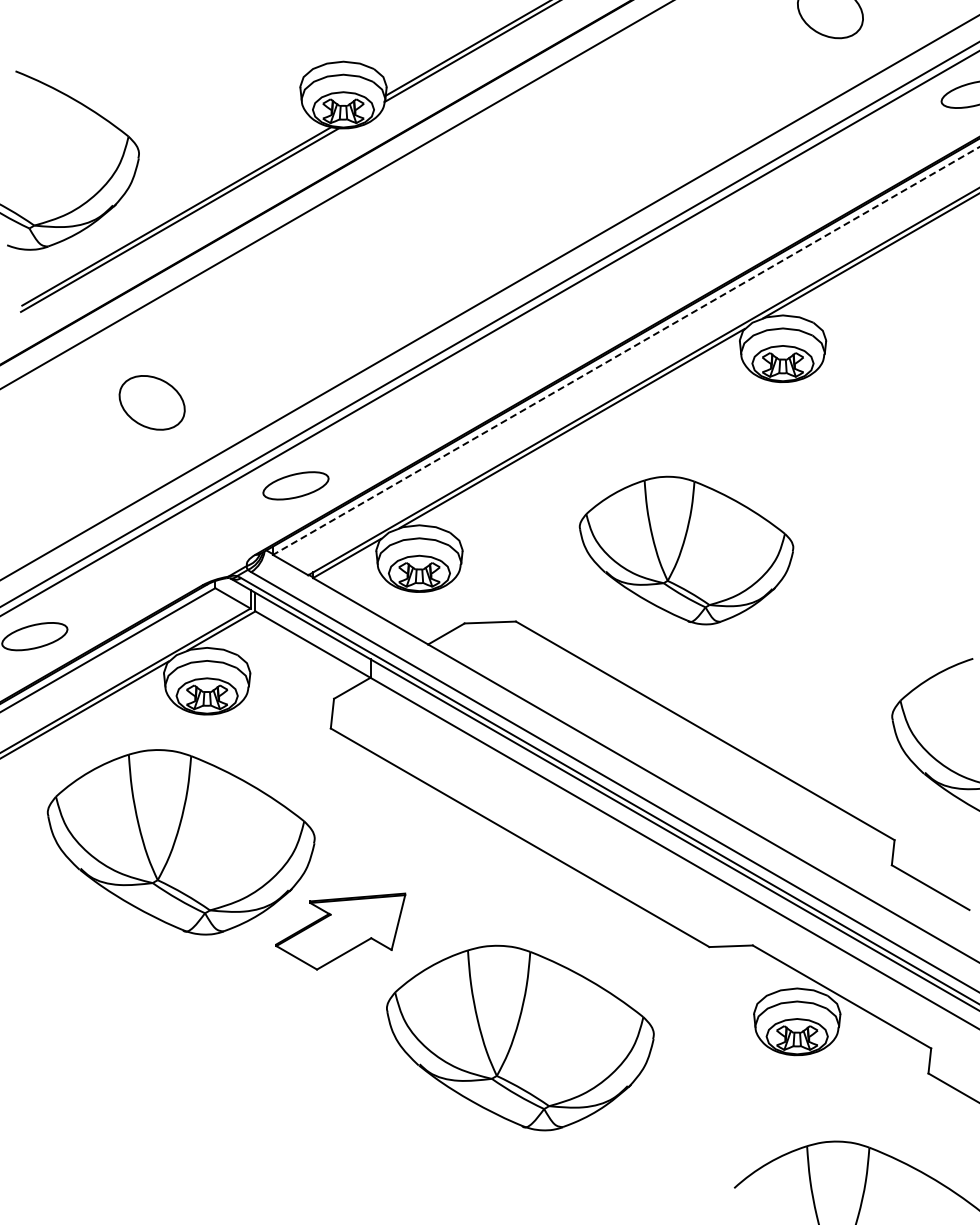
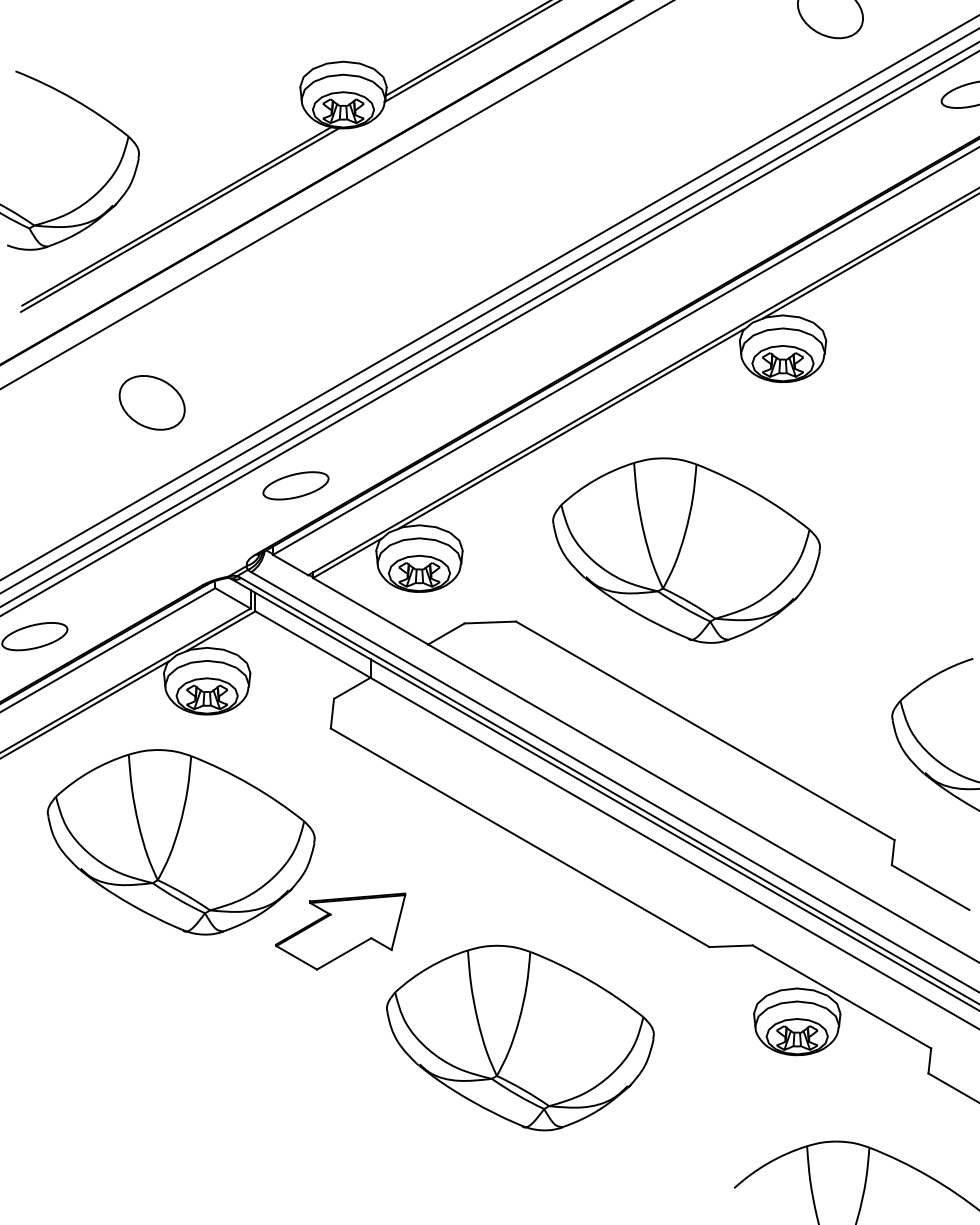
line: none -> present (489, 310)
line: dashed -> solid (626, 351)
part size: 217x151 px -> 269x187 px (686, 550)
